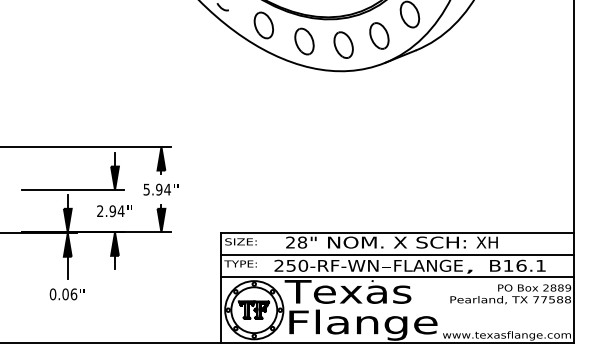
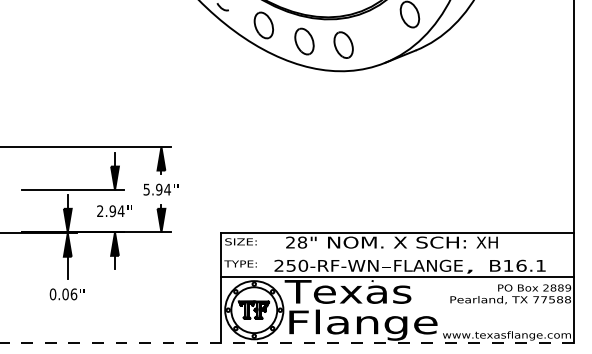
part: present -> none (379, 35)
line: present -> none (397, 255)
line: solid -> dashed (287, 343)
